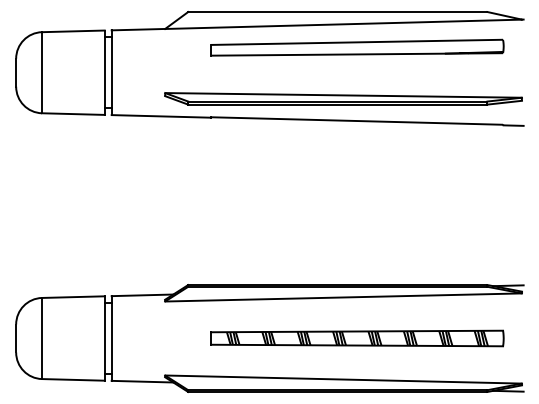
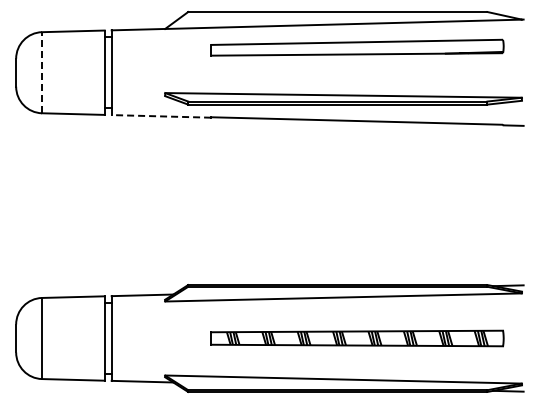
line: solid -> dashed (42, 72)
line: solid -> dashed (161, 116)
